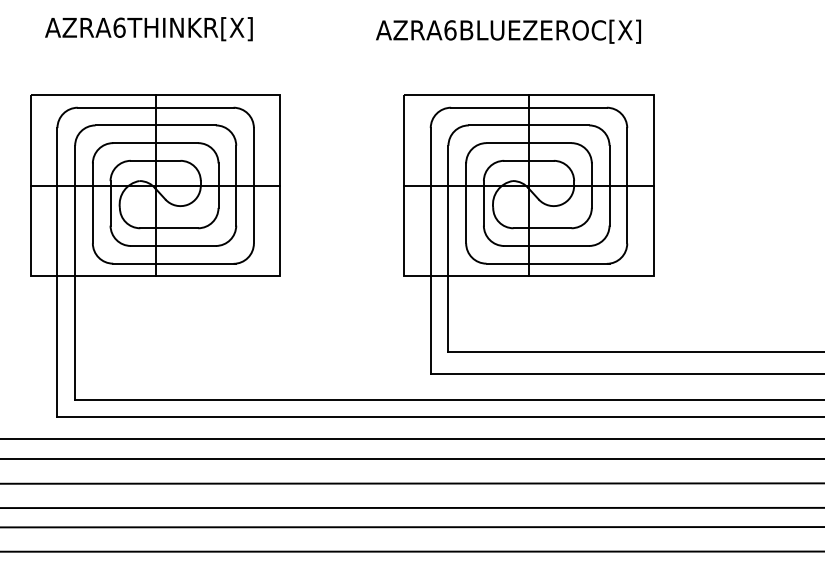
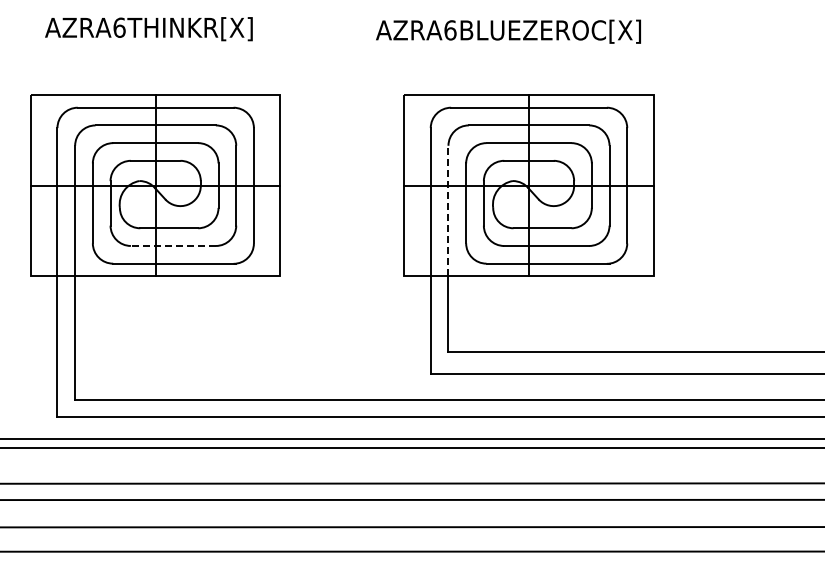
line: solid -> dashed (448, 210)
line: solid -> dashed (172, 245)
line position: (411, 459) -> (411, 448) (411, 448)
line position: (411, 507) -> (411, 499) (411, 499)
